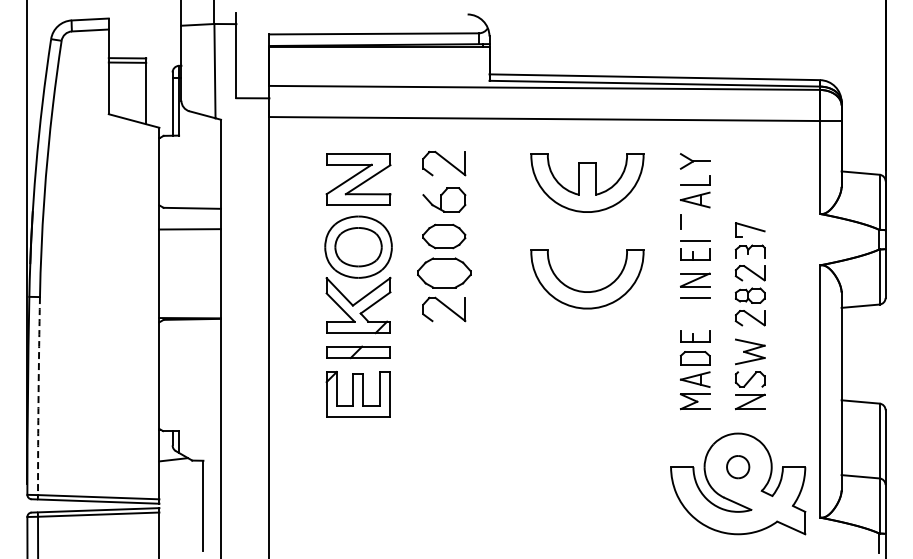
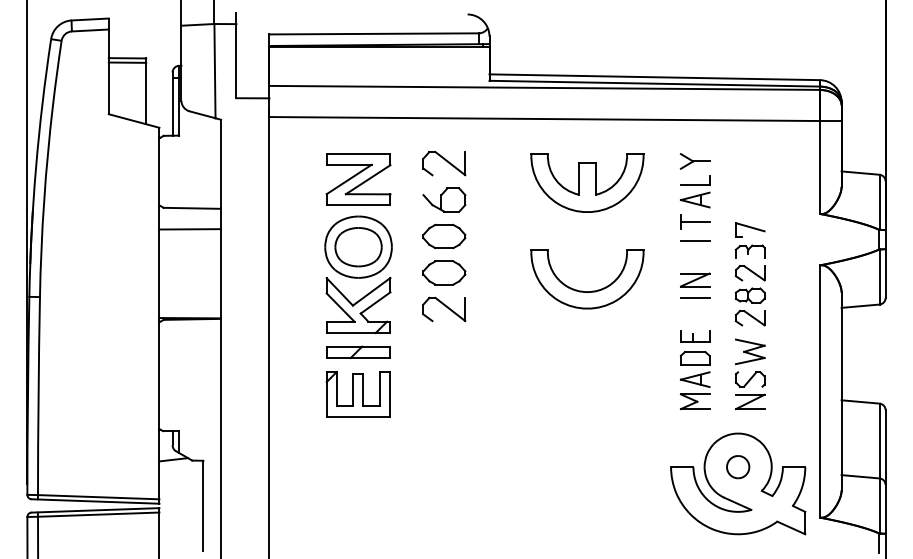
line: none -> present (694, 222)
part: present -> none (695, 254)
part size: 55x32 px -> 45x26 px (444, 272)
arc: dashed -> solid (38, 396)
